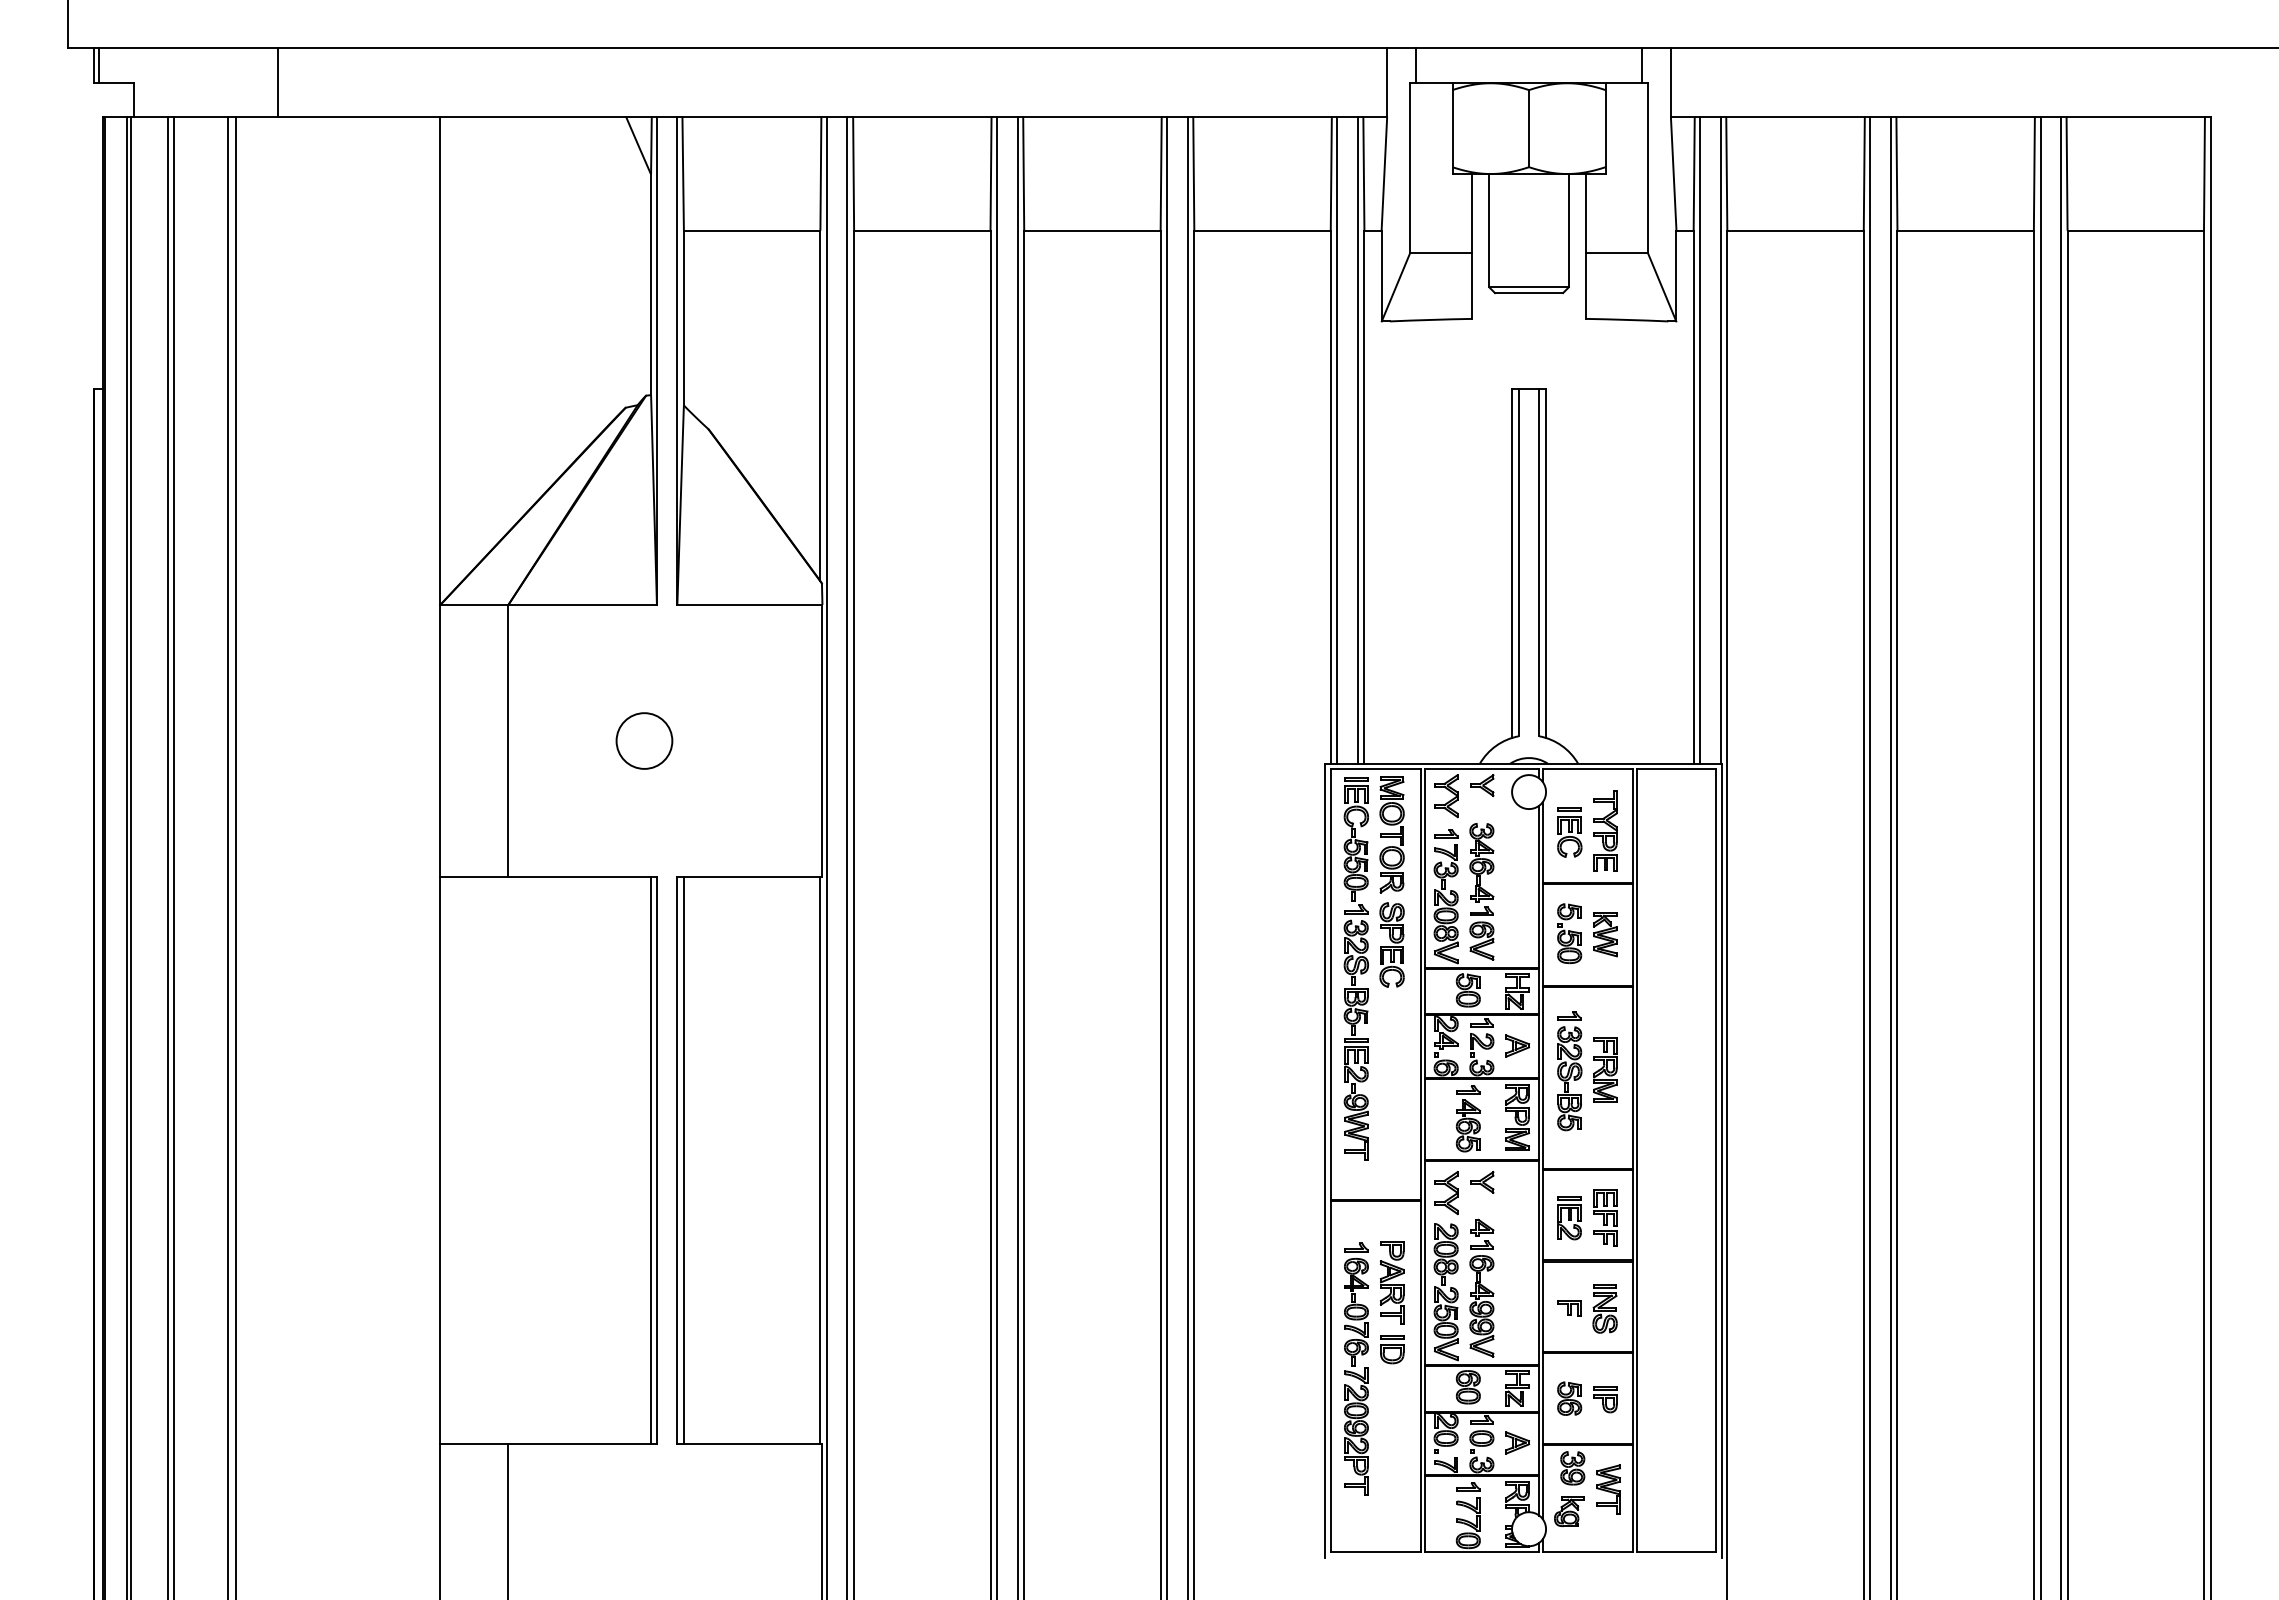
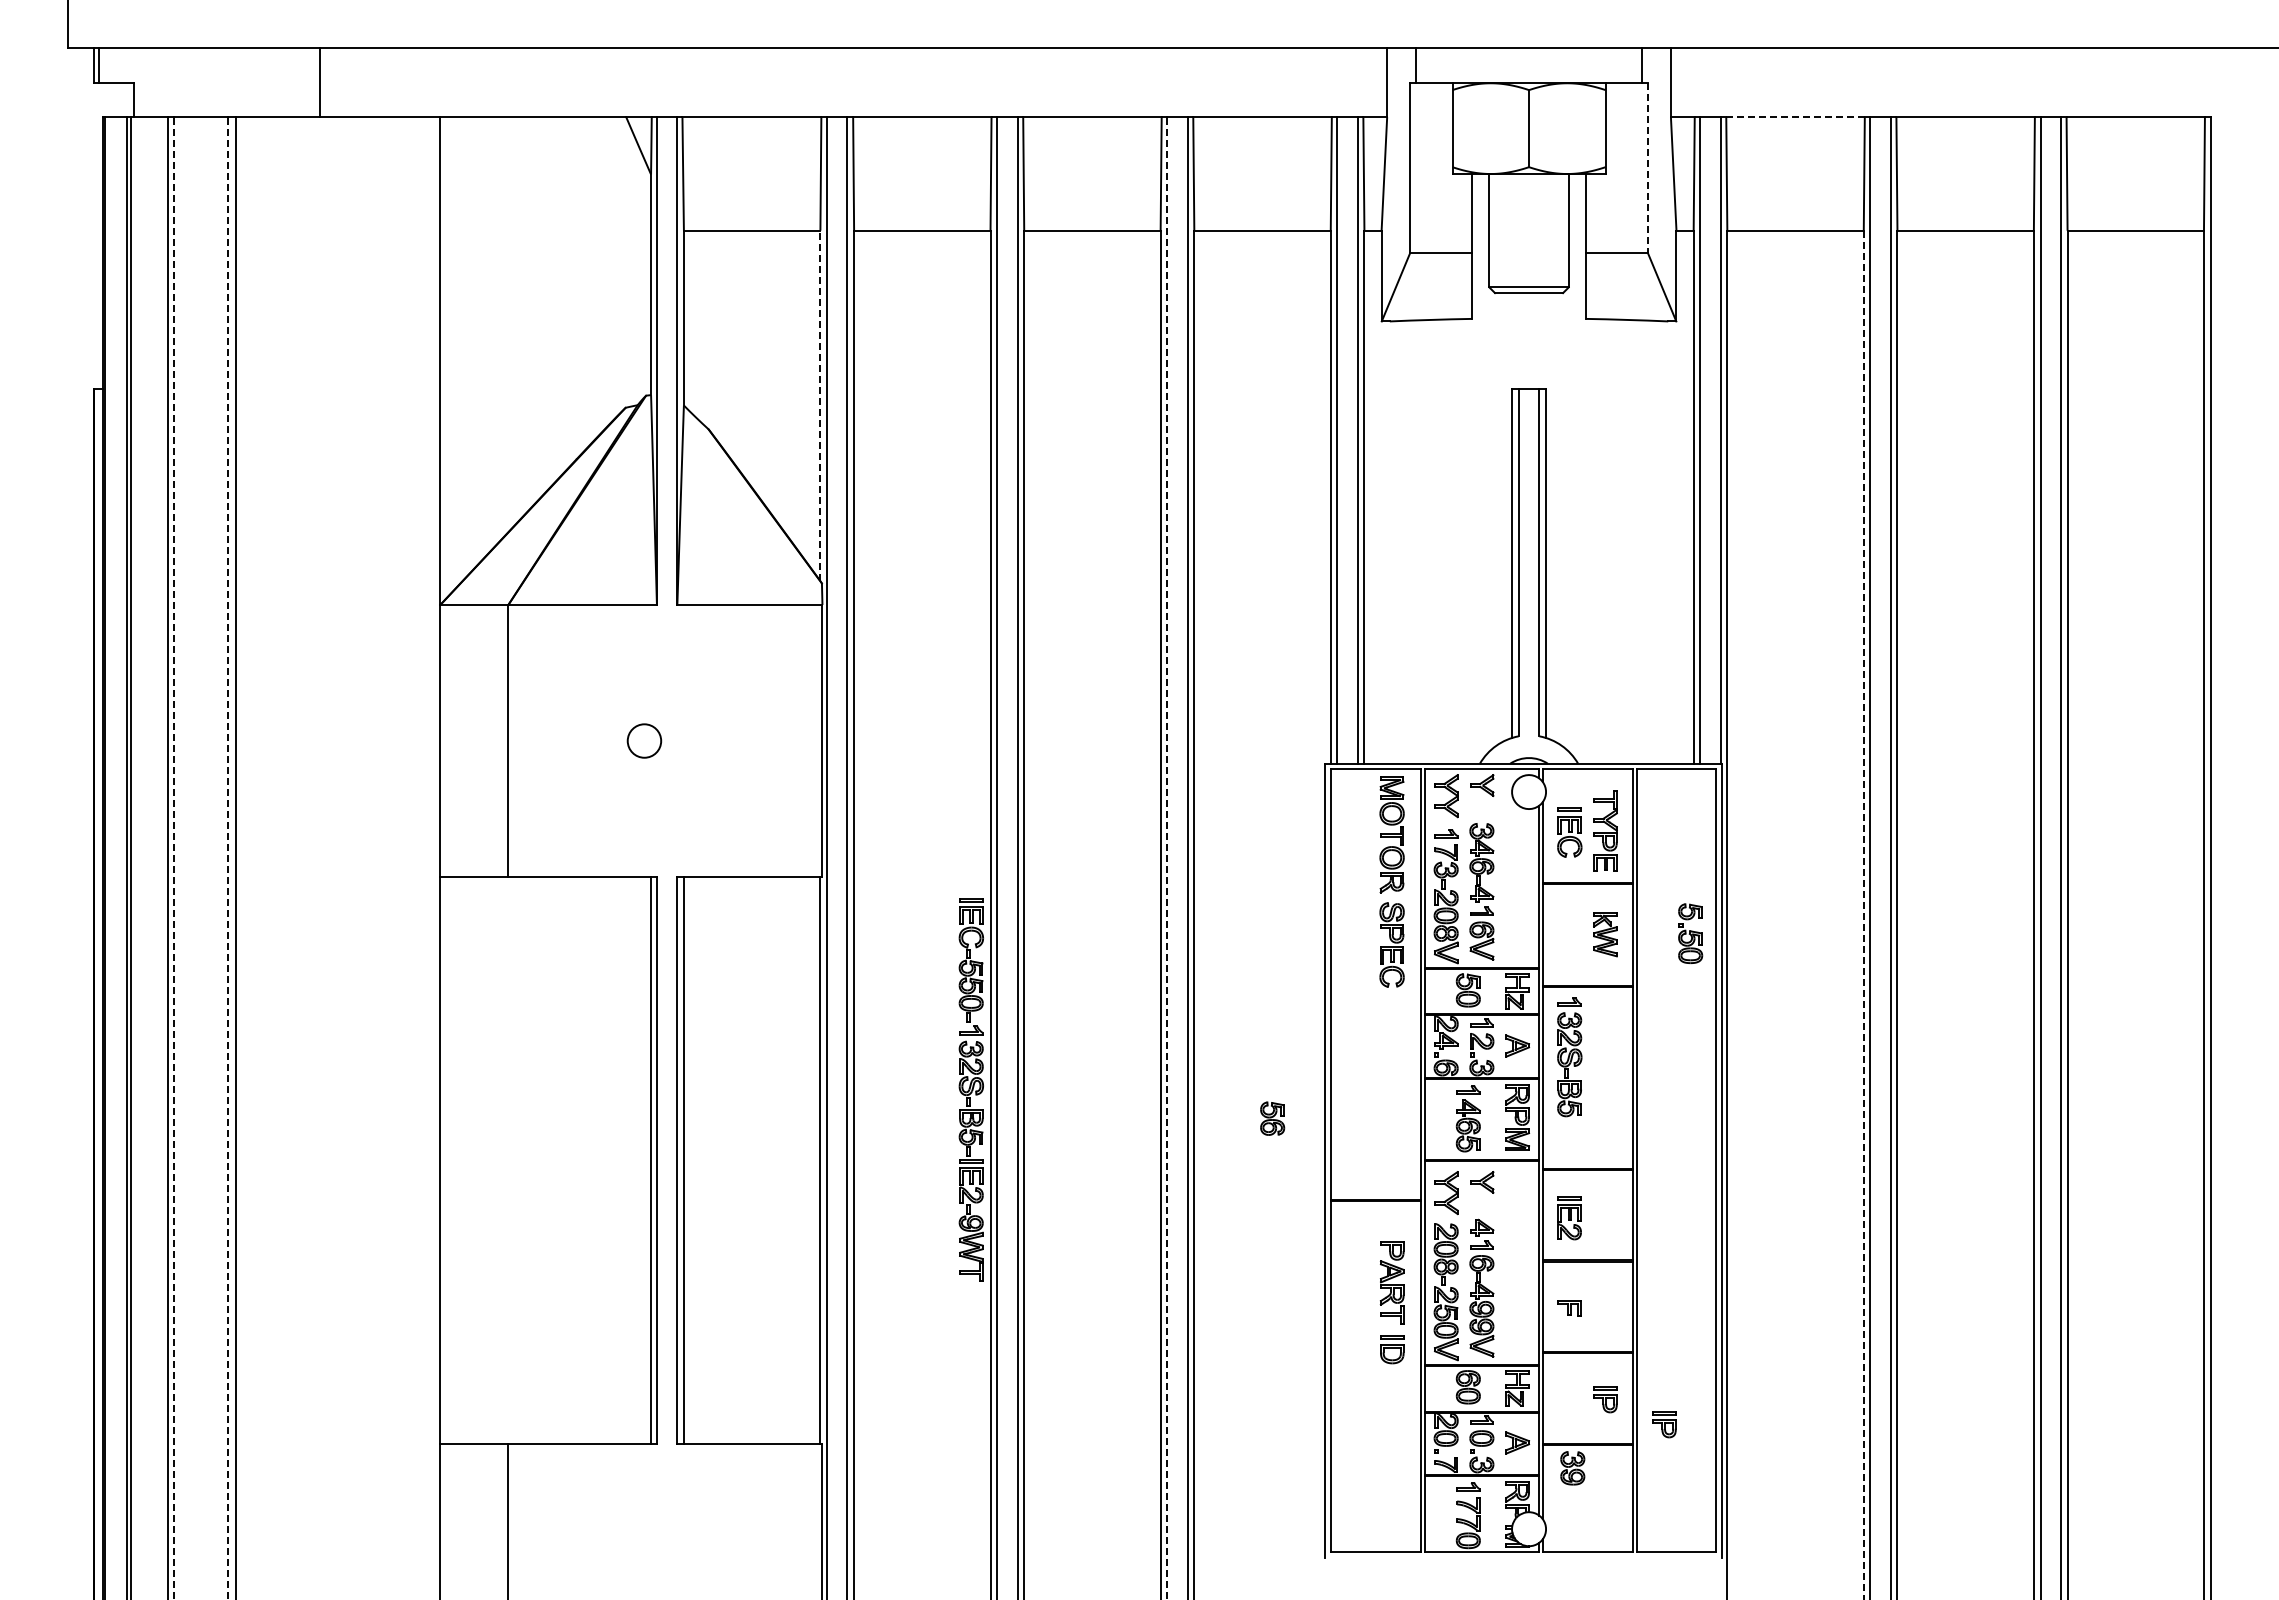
line position: (278, 82) -> (320, 82) (320, 82)
line: solid -> dashed (1795, 117)
line: solid -> dashed (1648, 168)
line: solid -> dashed (820, 405)
circle diameter: 56 px -> 33 px (644, 740)
line: solid -> dashed (174, 858)
line: solid -> dashed (227, 858)
line: solid -> dashed (1167, 858)
line: solid -> dashed (1863, 915)
part position: (1569, 933) -> (1690, 933) (1690, 933)
part position: (1355, 968) -> (970, 1089) (970, 1089)
part: present -> none (1605, 1069)
part position: (1569, 1071) -> (1569, 1057) (1569, 1057)
part: present -> none (1605, 1217)
part: present -> none (1604, 1308)
part: present -> none (1356, 1368)
part position: (1569, 1398) -> (1272, 1118) (1272, 1118)
part: none -> present (1664, 1424)
part: present -> none (1608, 1489)
part: present -> none (1569, 1511)
